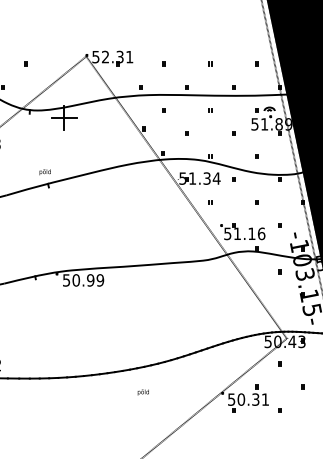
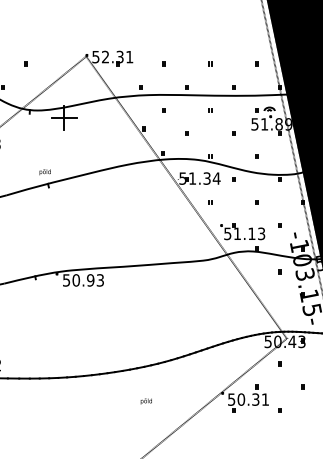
text: 51.16 -> 51.13 (261, 233)
text: 50.99 -> 50.93 (100, 280)
text position: (142, 392) -> (145, 401) (145, 401)
